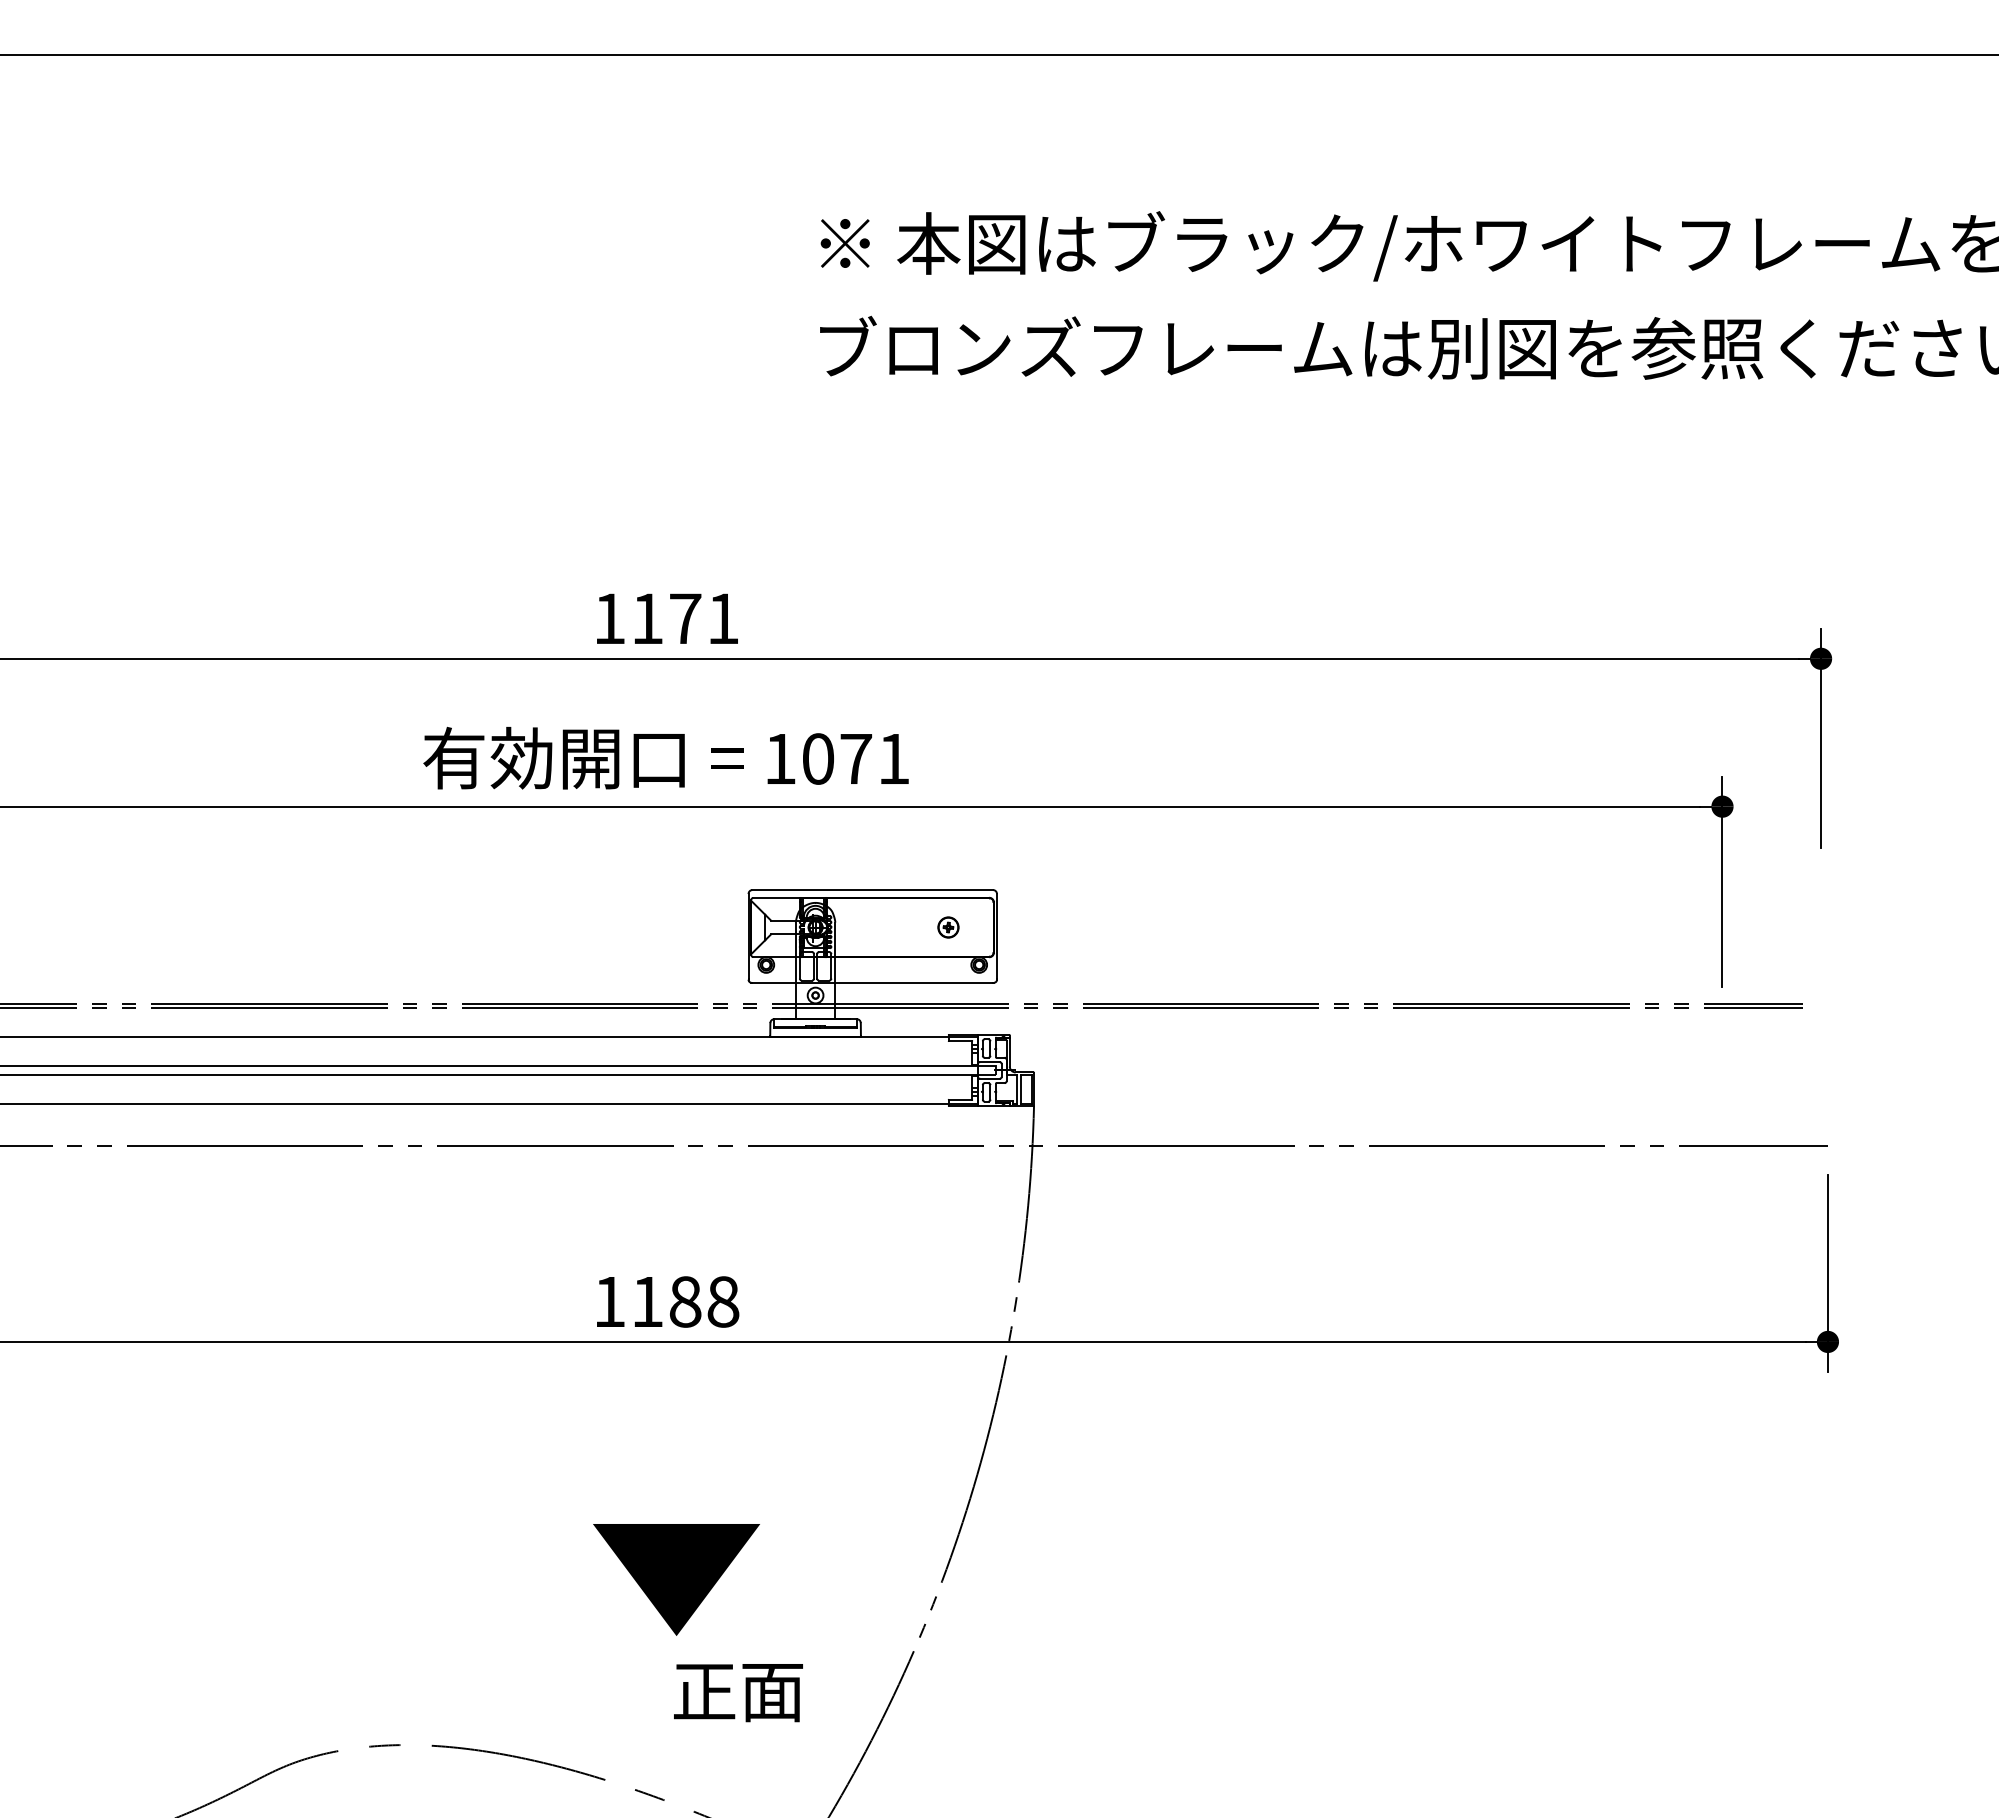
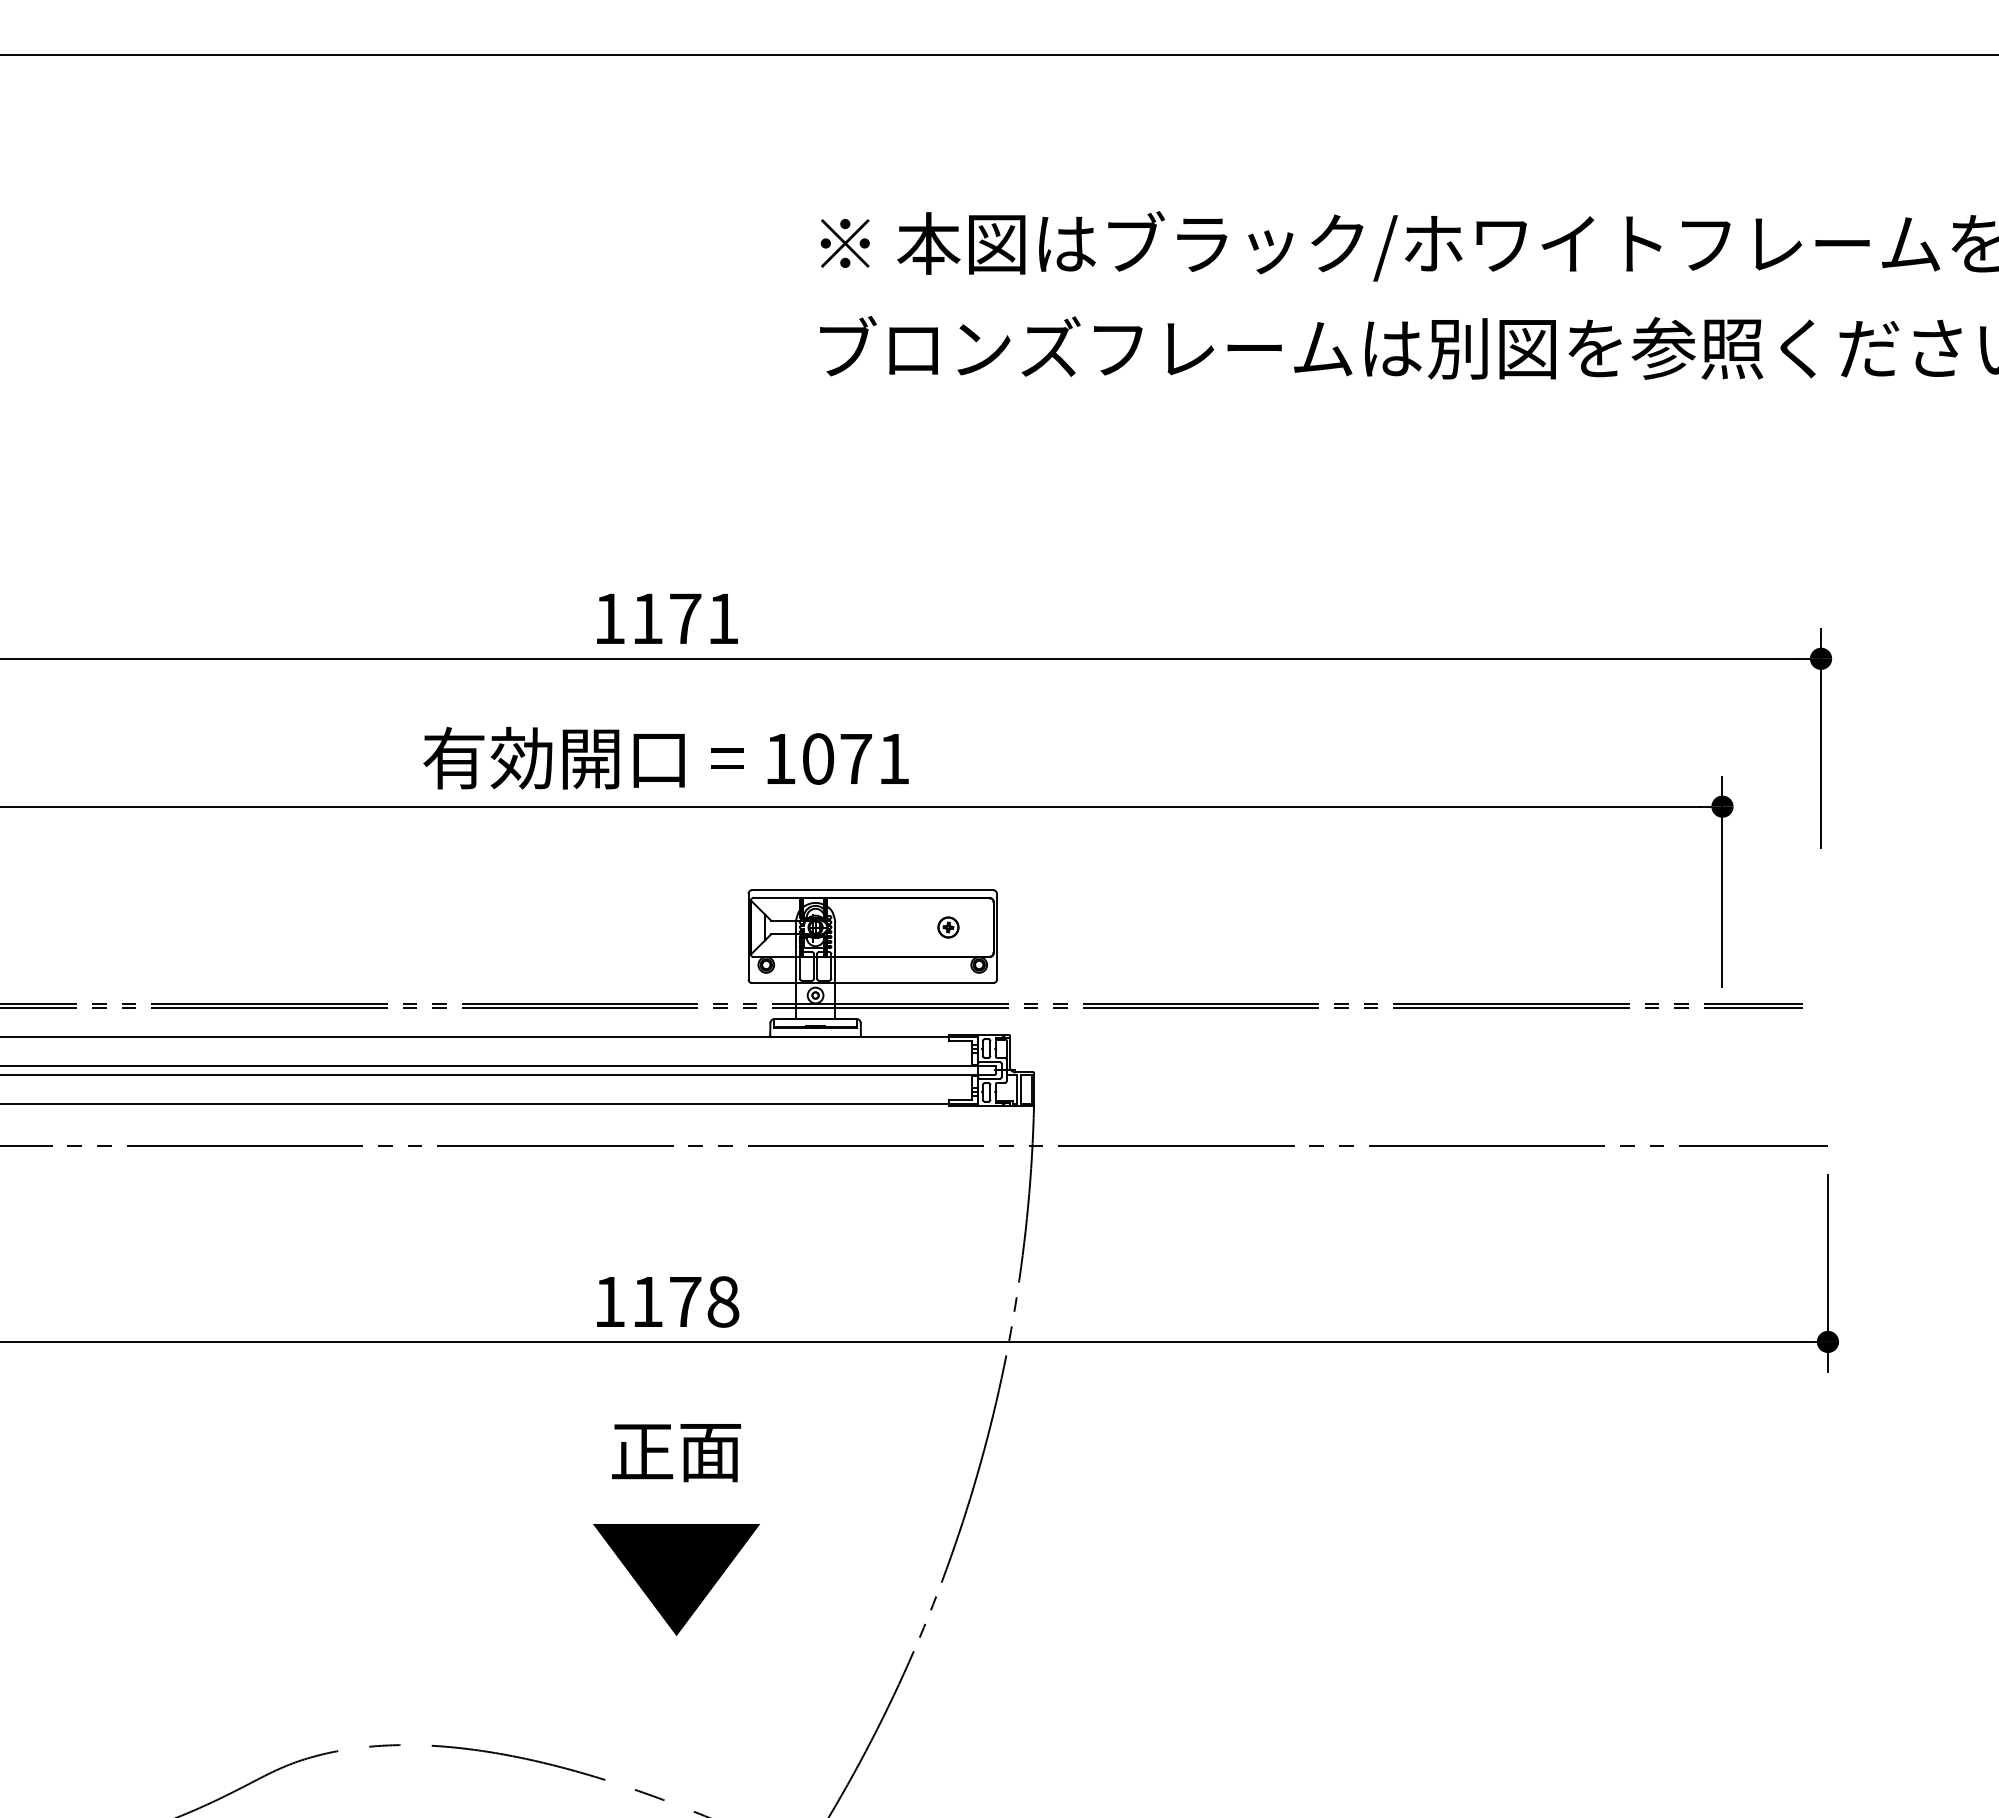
text: 1188 -> 1178 (685, 1301)
text position: (738, 1693) -> (676, 1453) (676, 1453)
